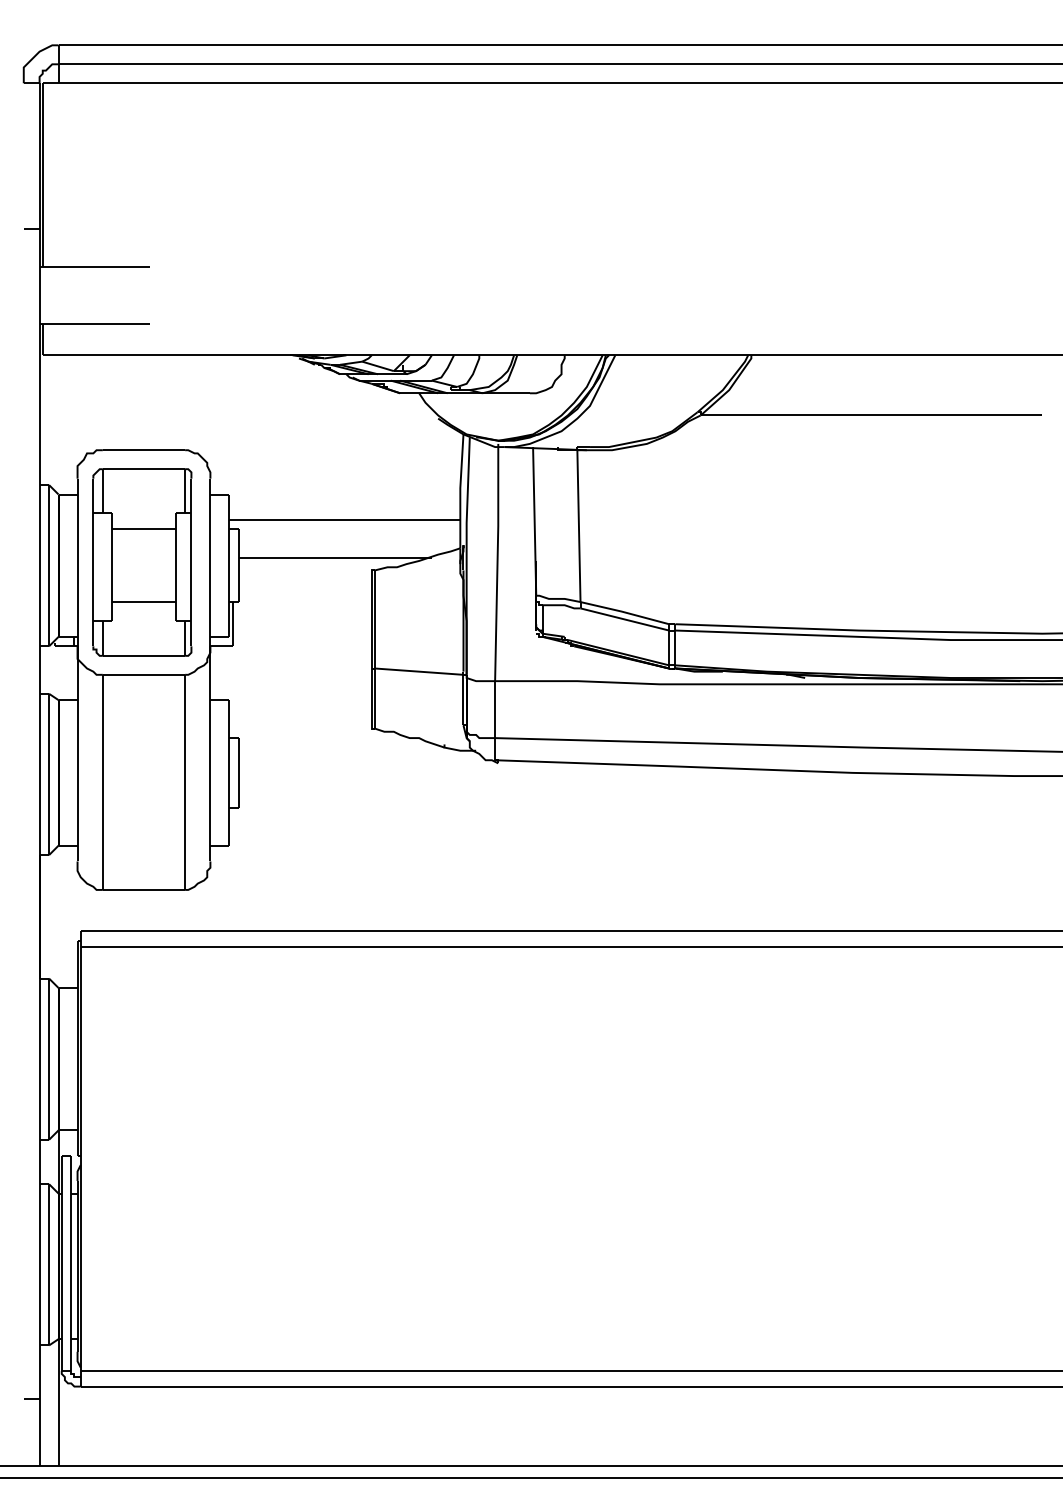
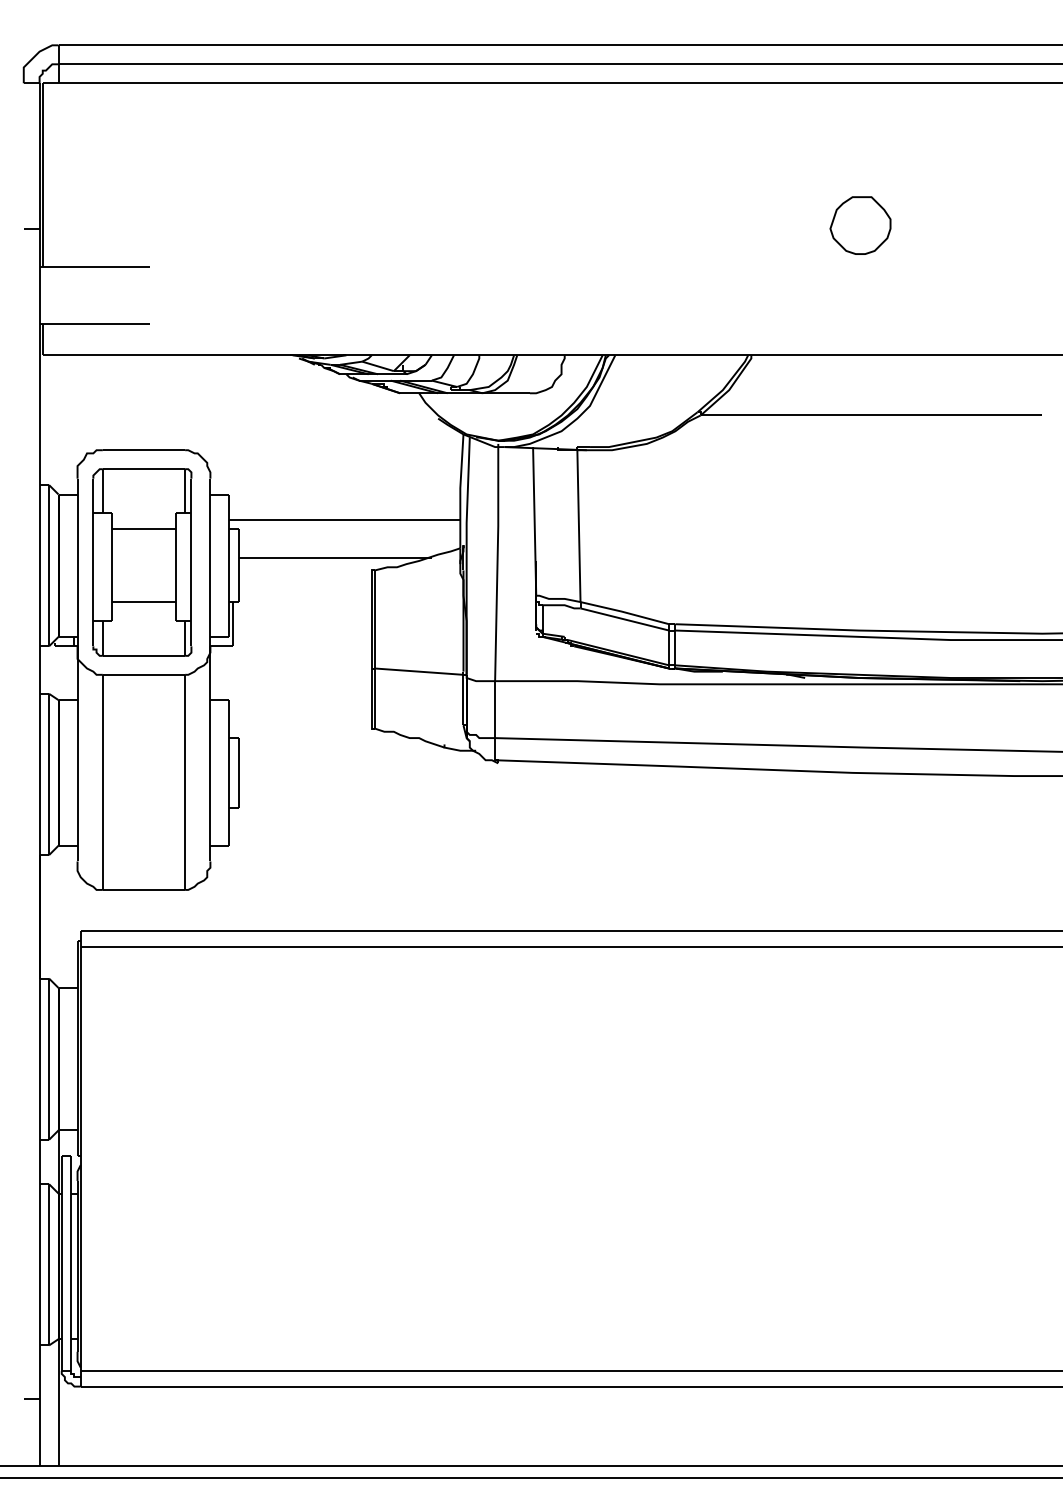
part: none -> present (860, 225)
